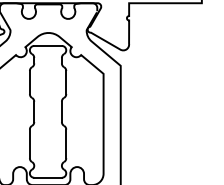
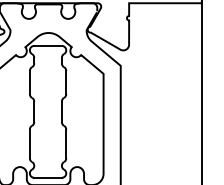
line: none -> present (201, 91)
